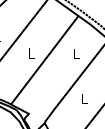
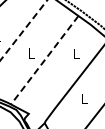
line: solid -> dashed (23, 30)
line: solid -> dashed (44, 60)
